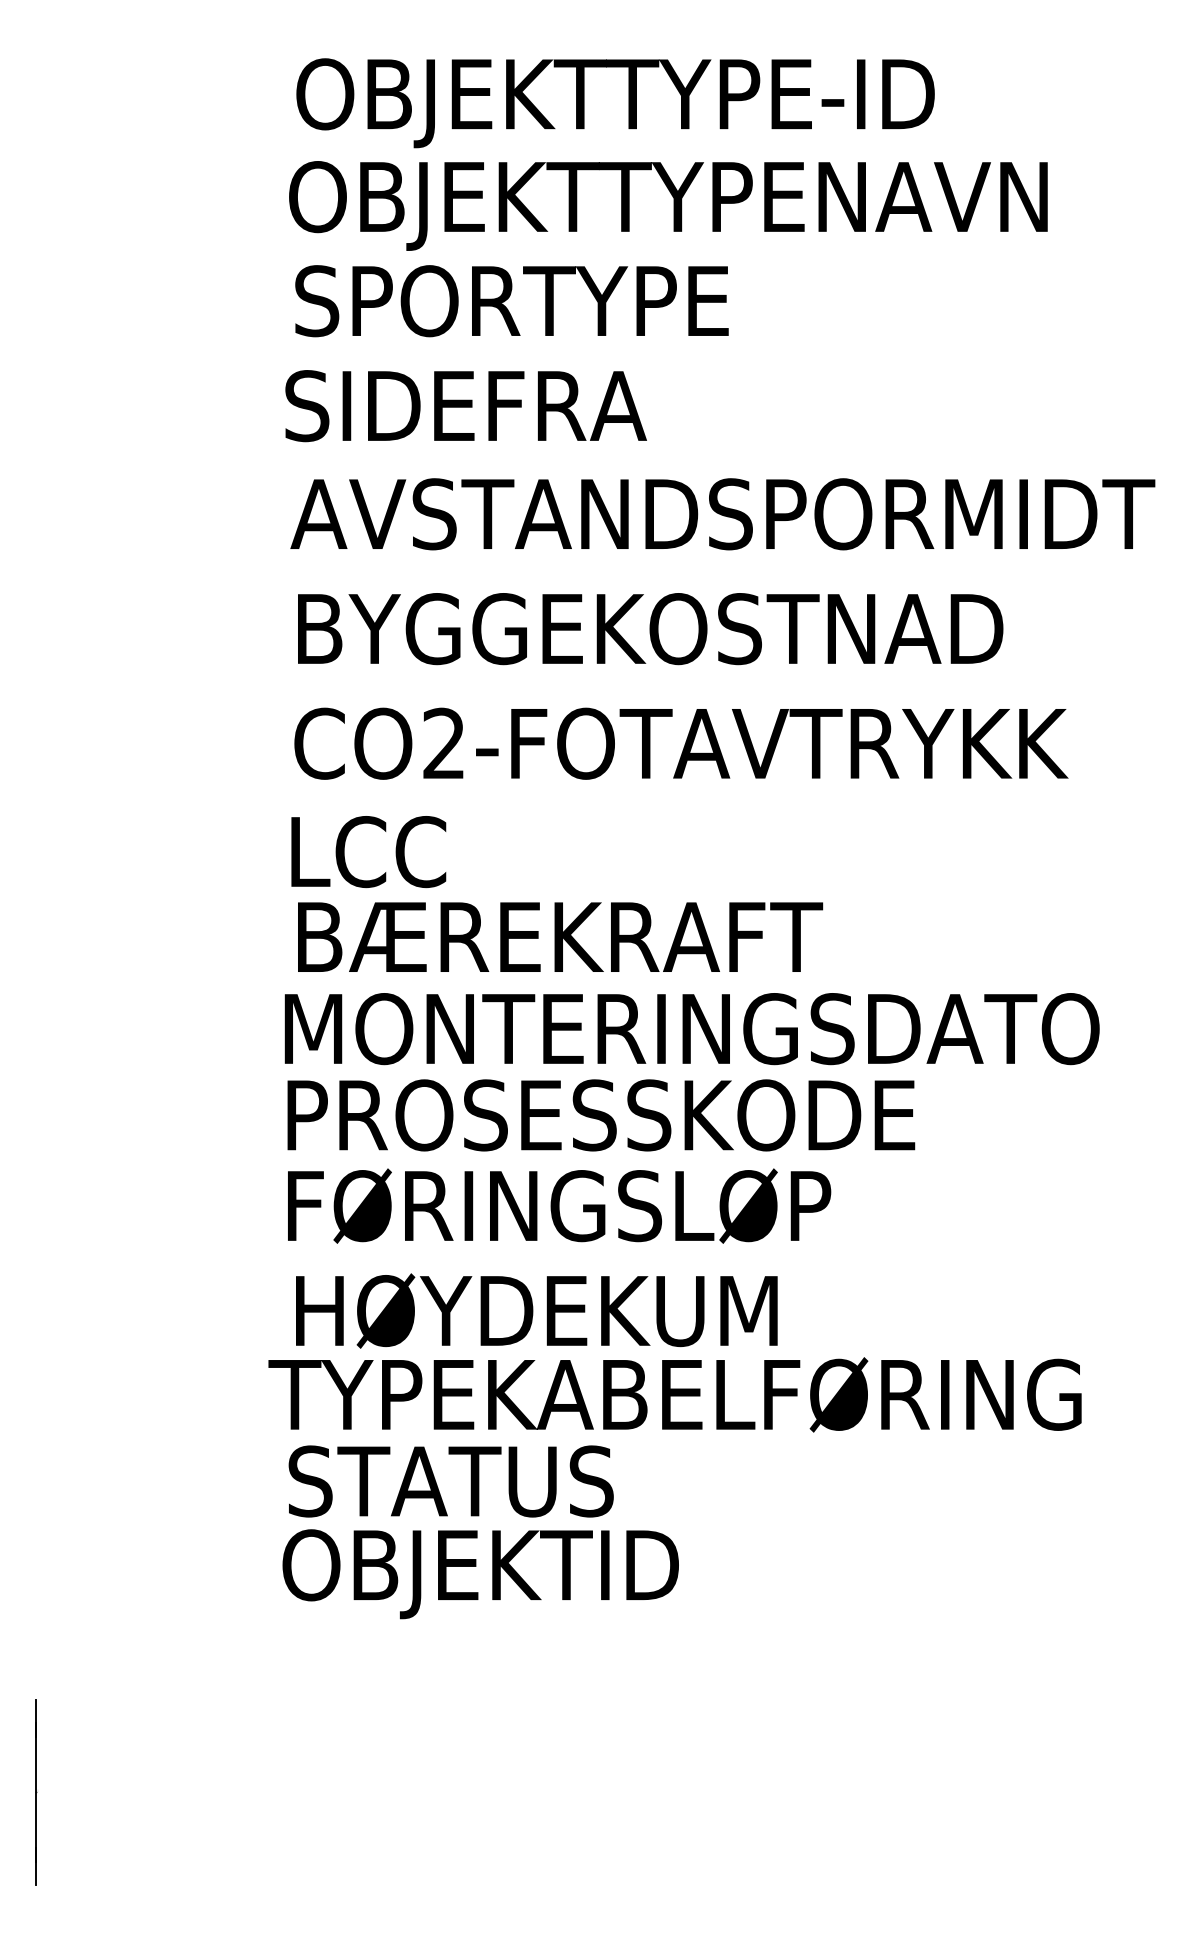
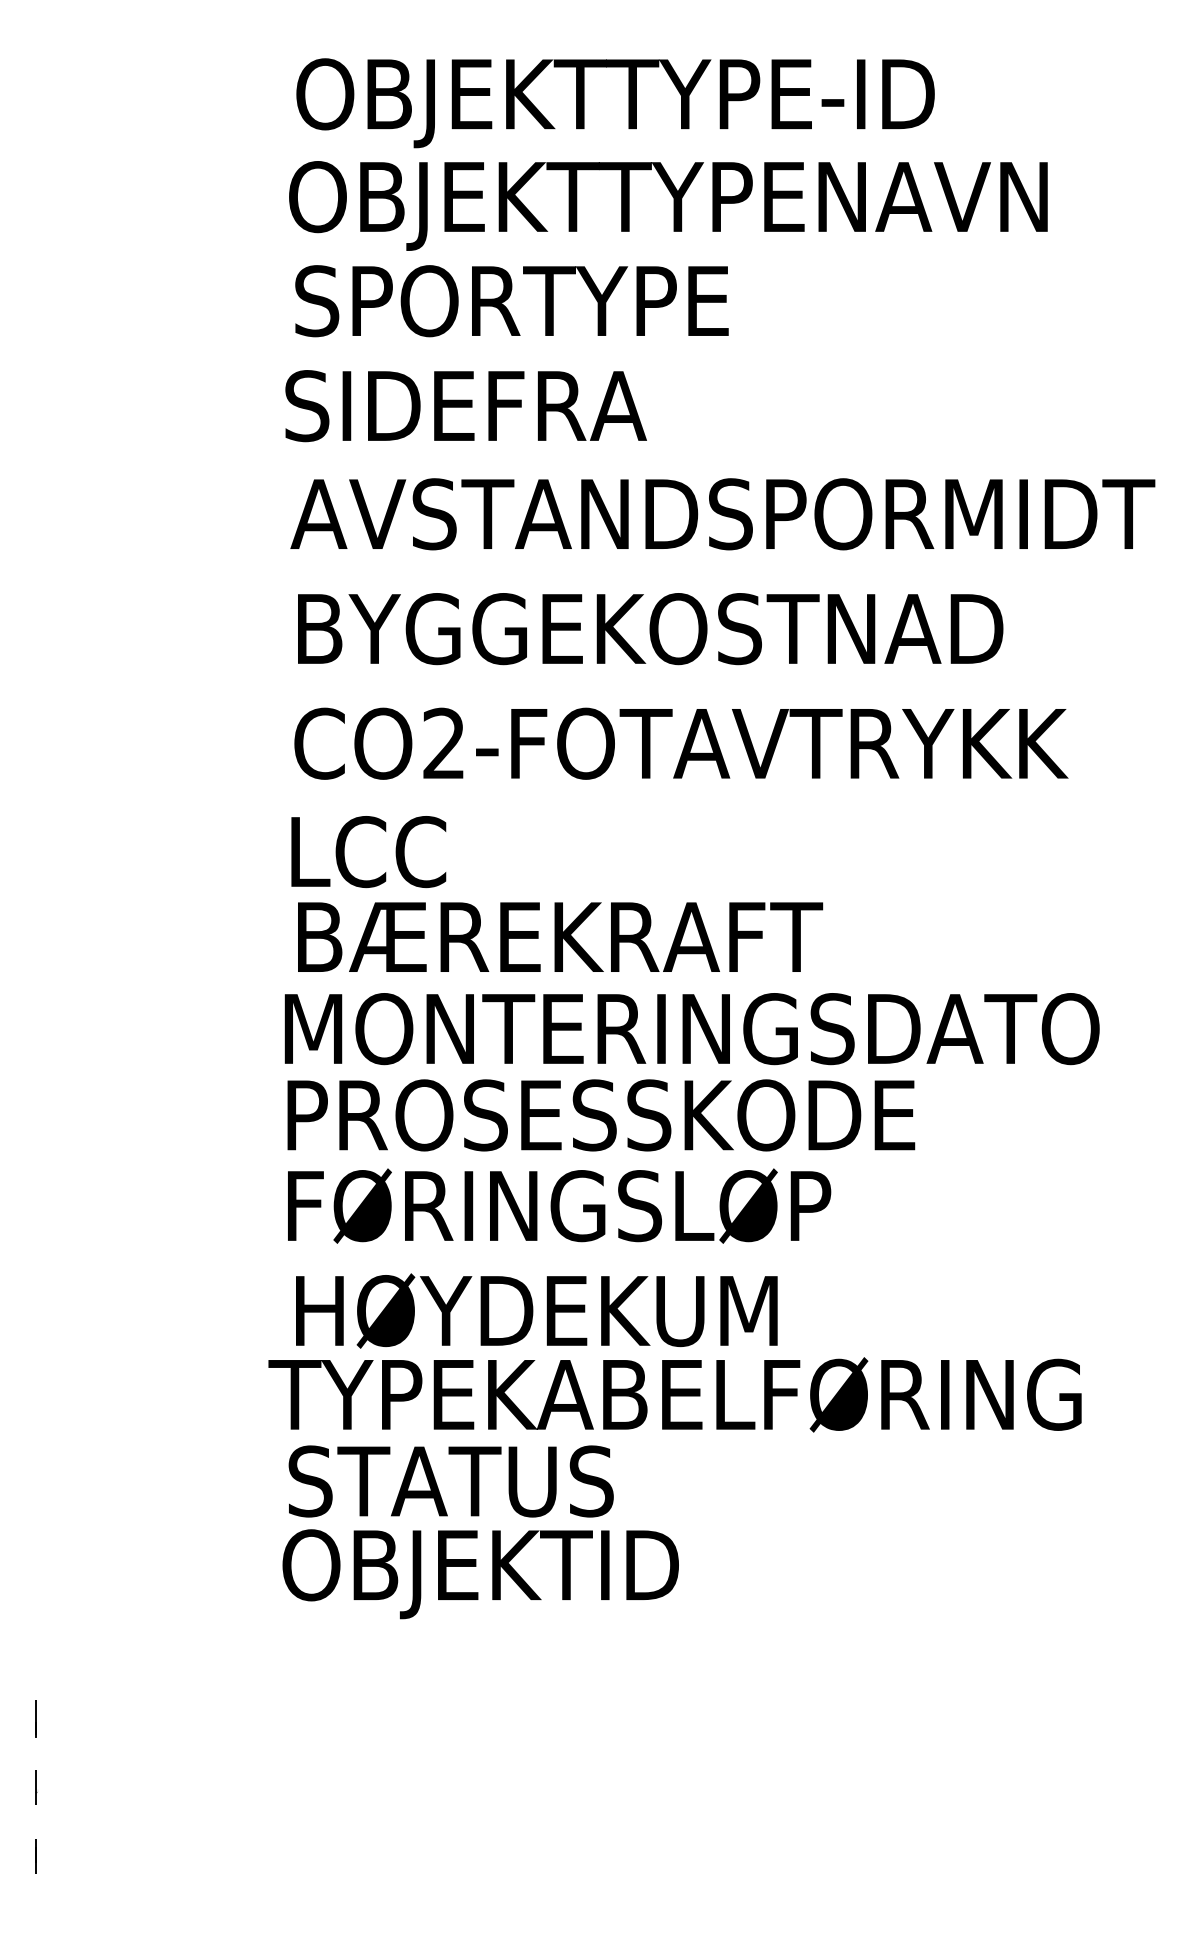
line: solid -> dashed (35, 1792)
